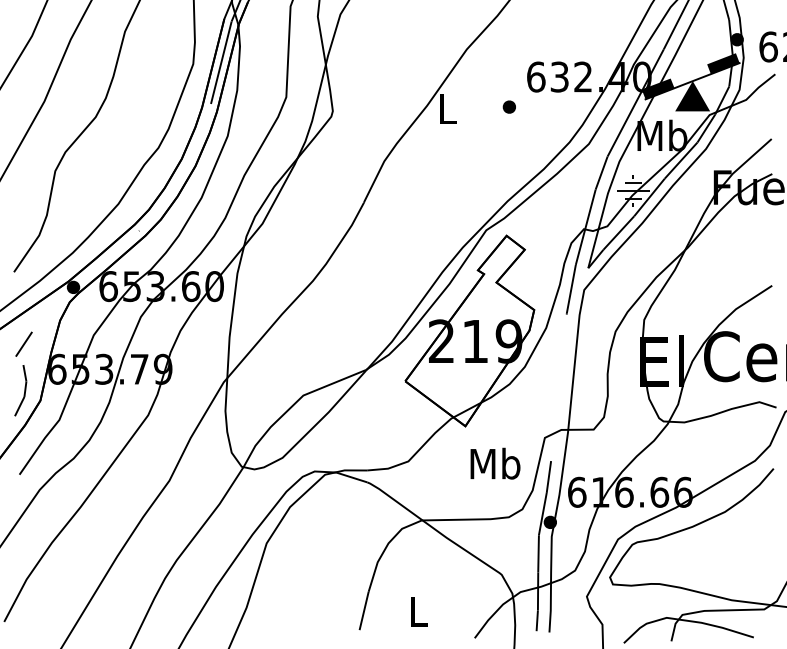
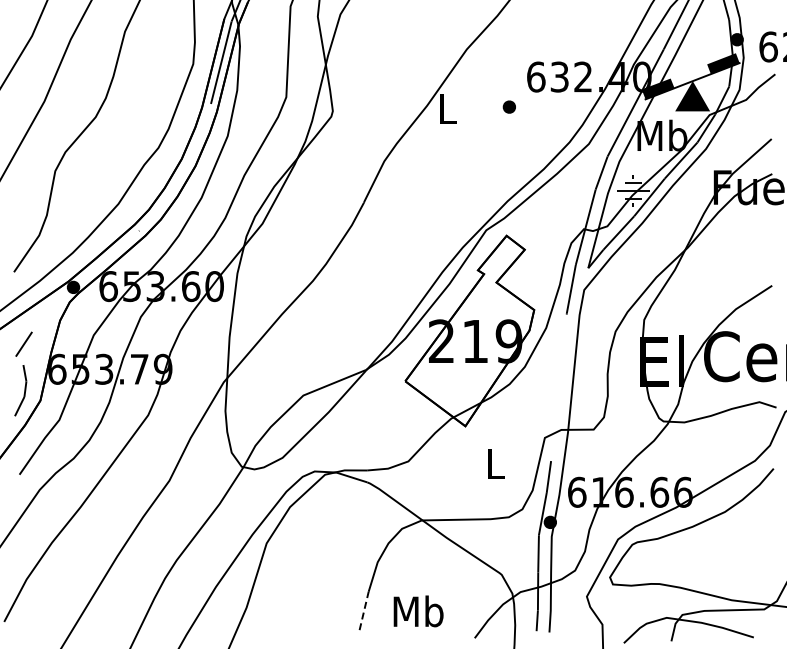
text: Mb -> L (495, 463)
line: solid -> dashed (364, 610)
text: L -> Mb (418, 611)
